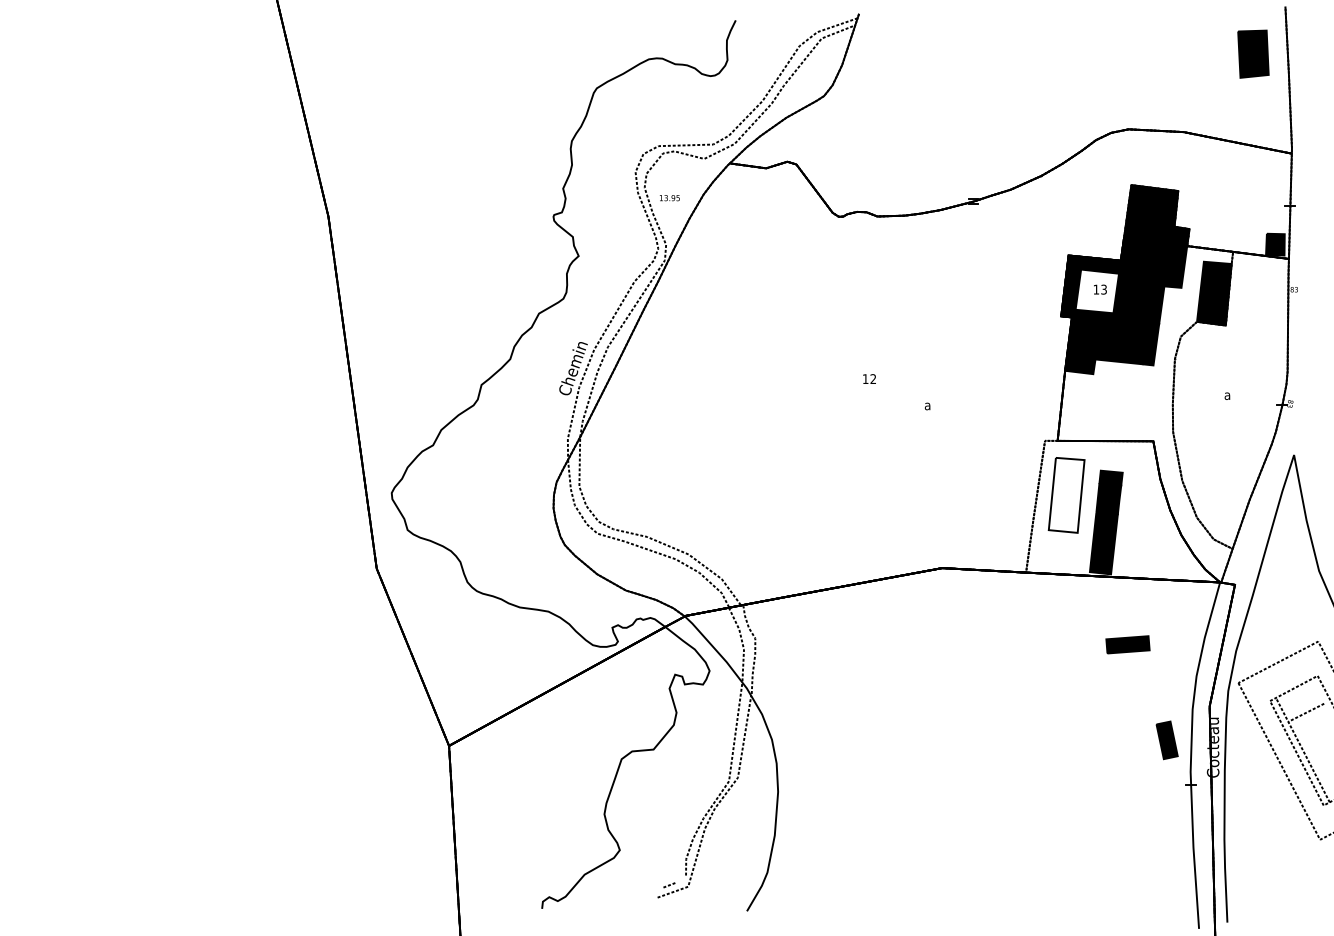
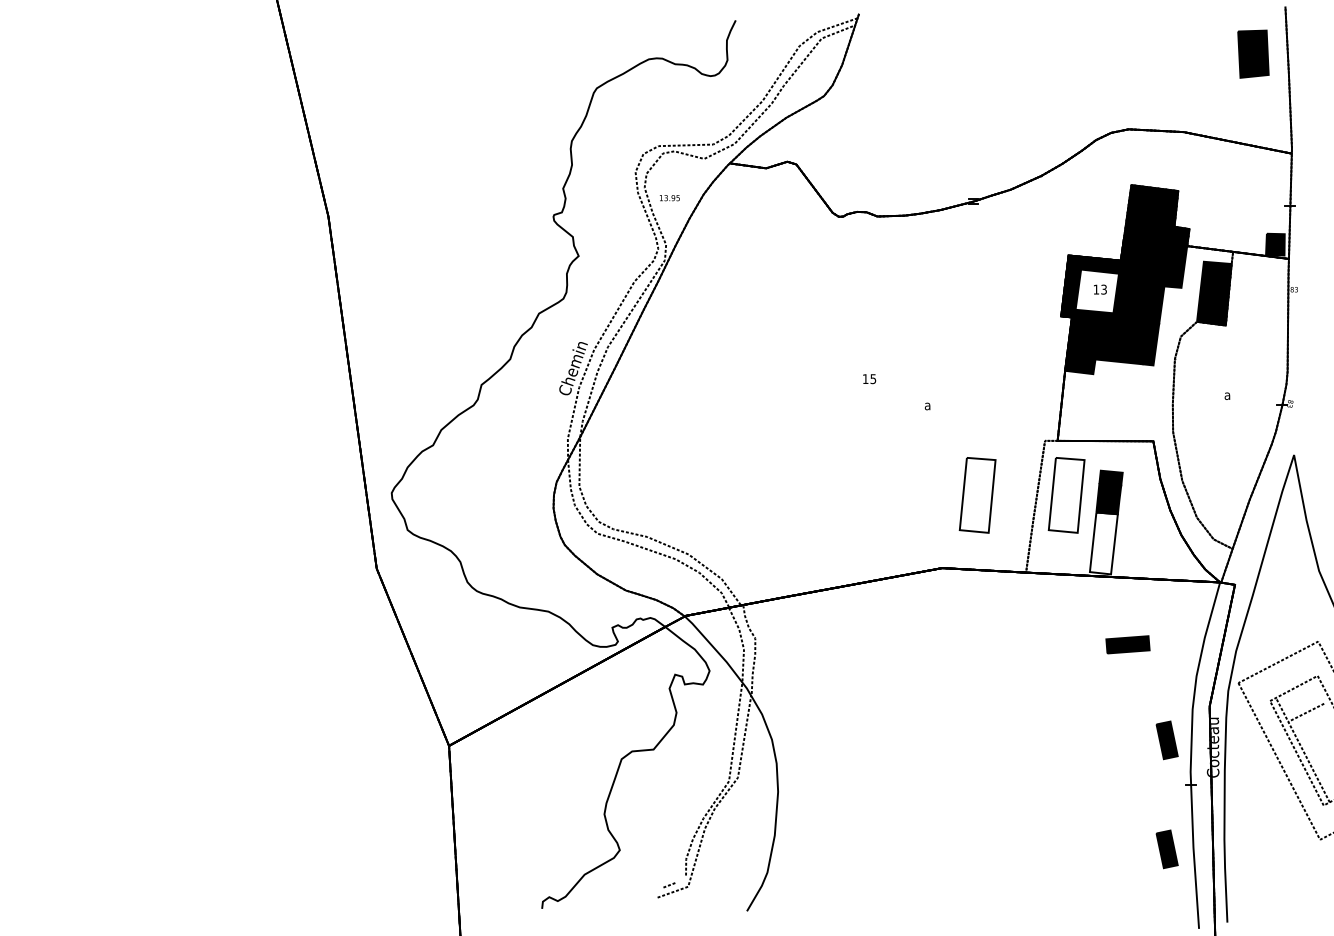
text: 12 -> 15 (873, 379)
part: none -> present (977, 495)
fill: present -> none (1103, 543)
part: none -> present (1166, 849)
